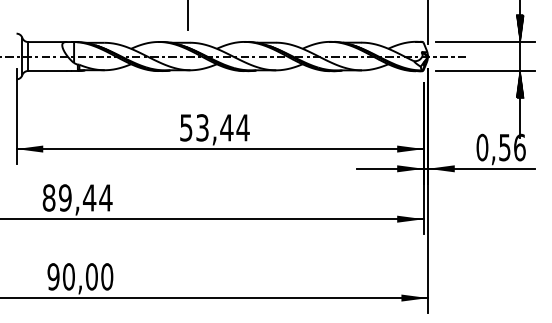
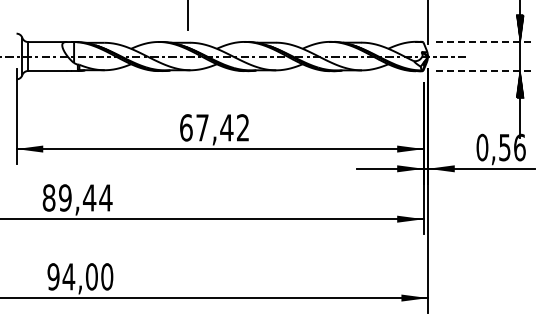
line: solid -> dashed (485, 41)
line: solid -> dashed (485, 71)
text: 53,44 -> 67,42 (214, 127)
text: 90,00 -> 94,00 (68, 276)
